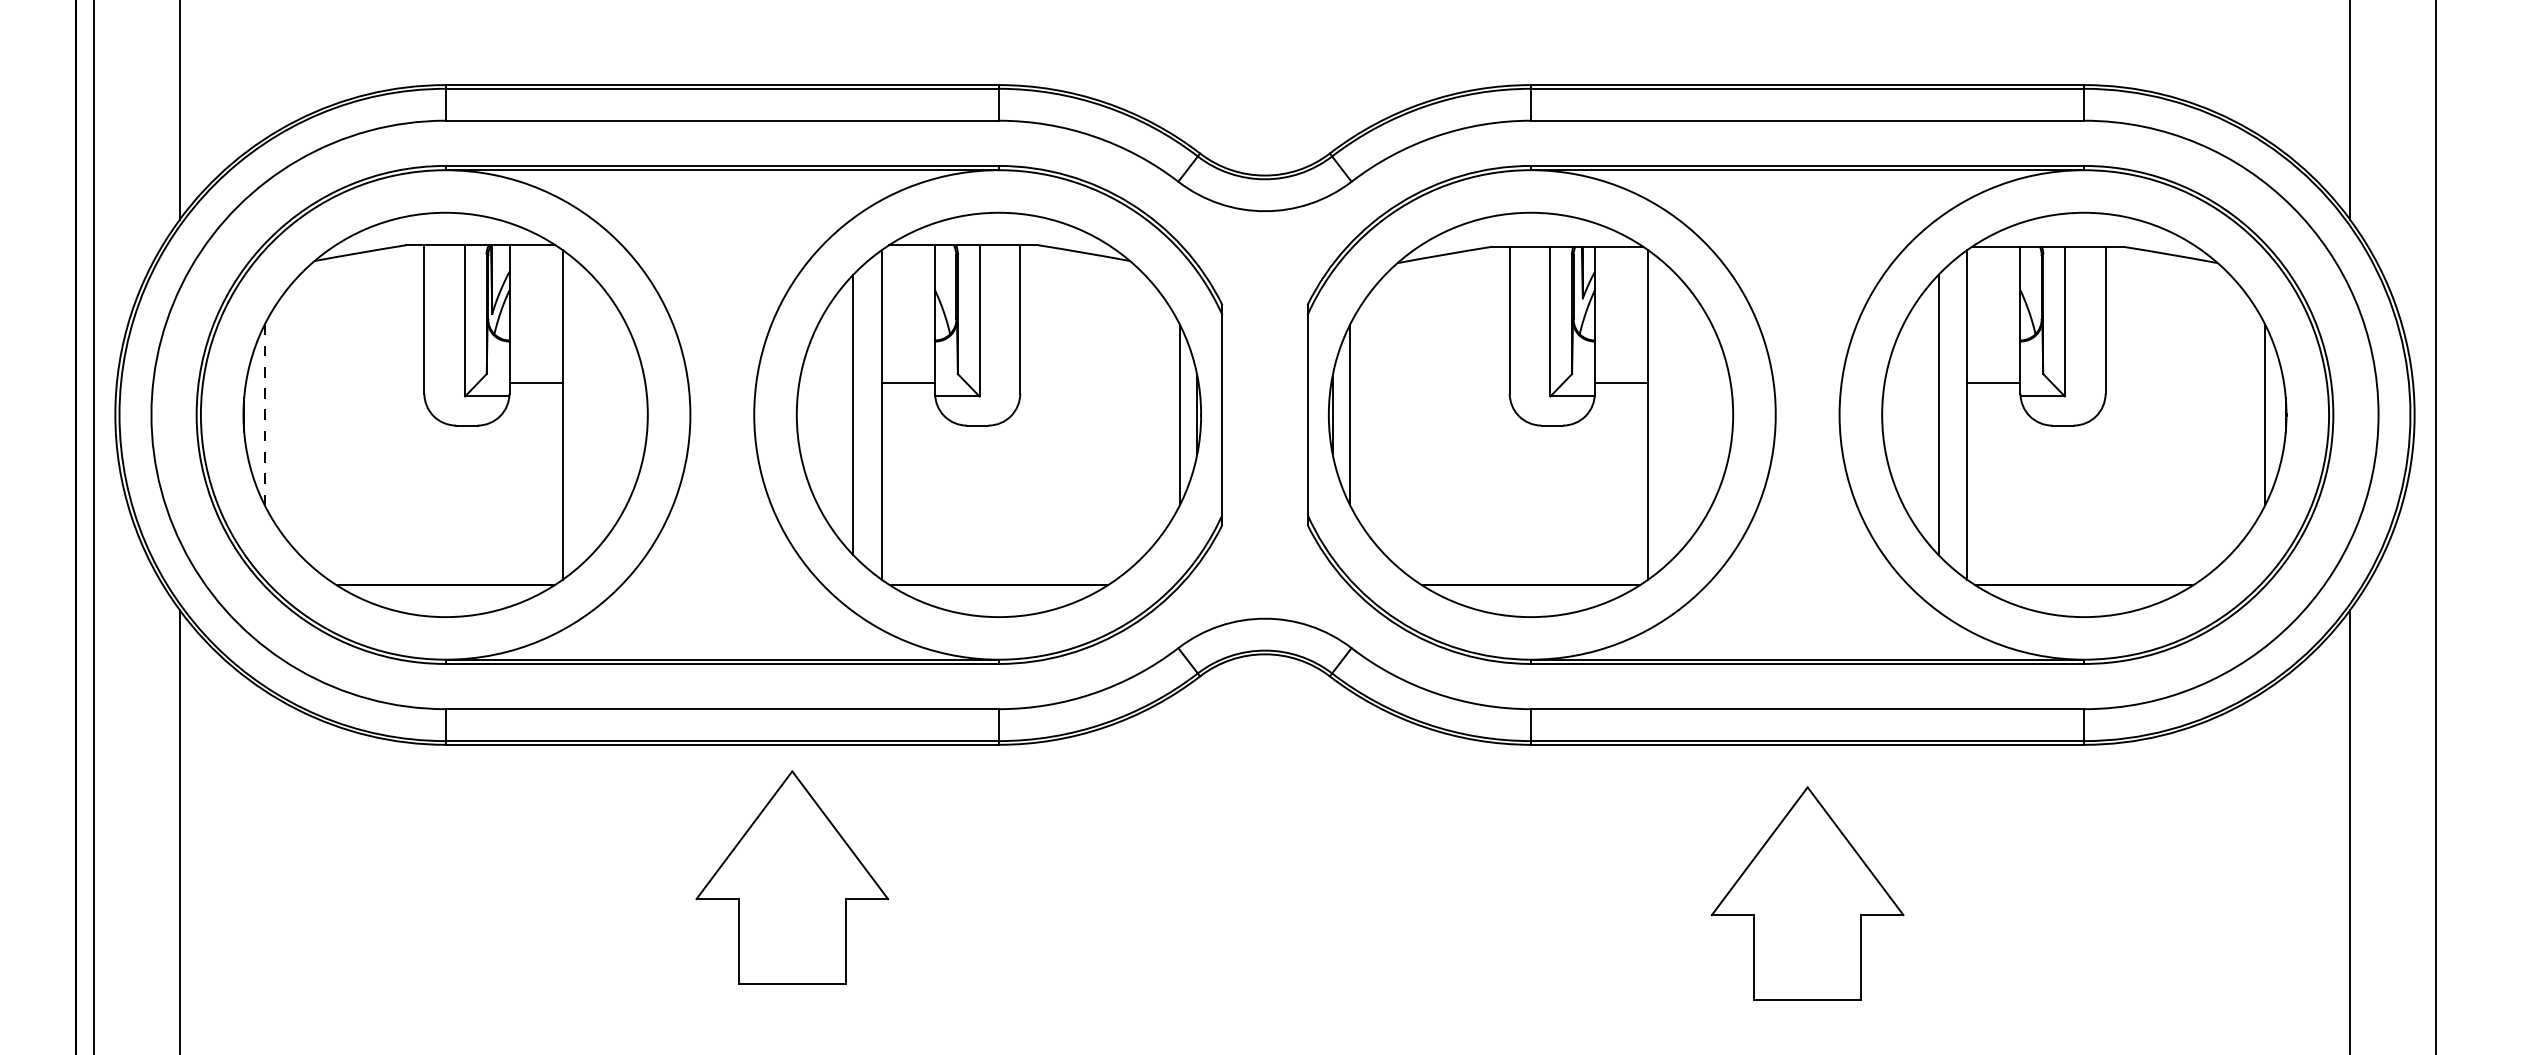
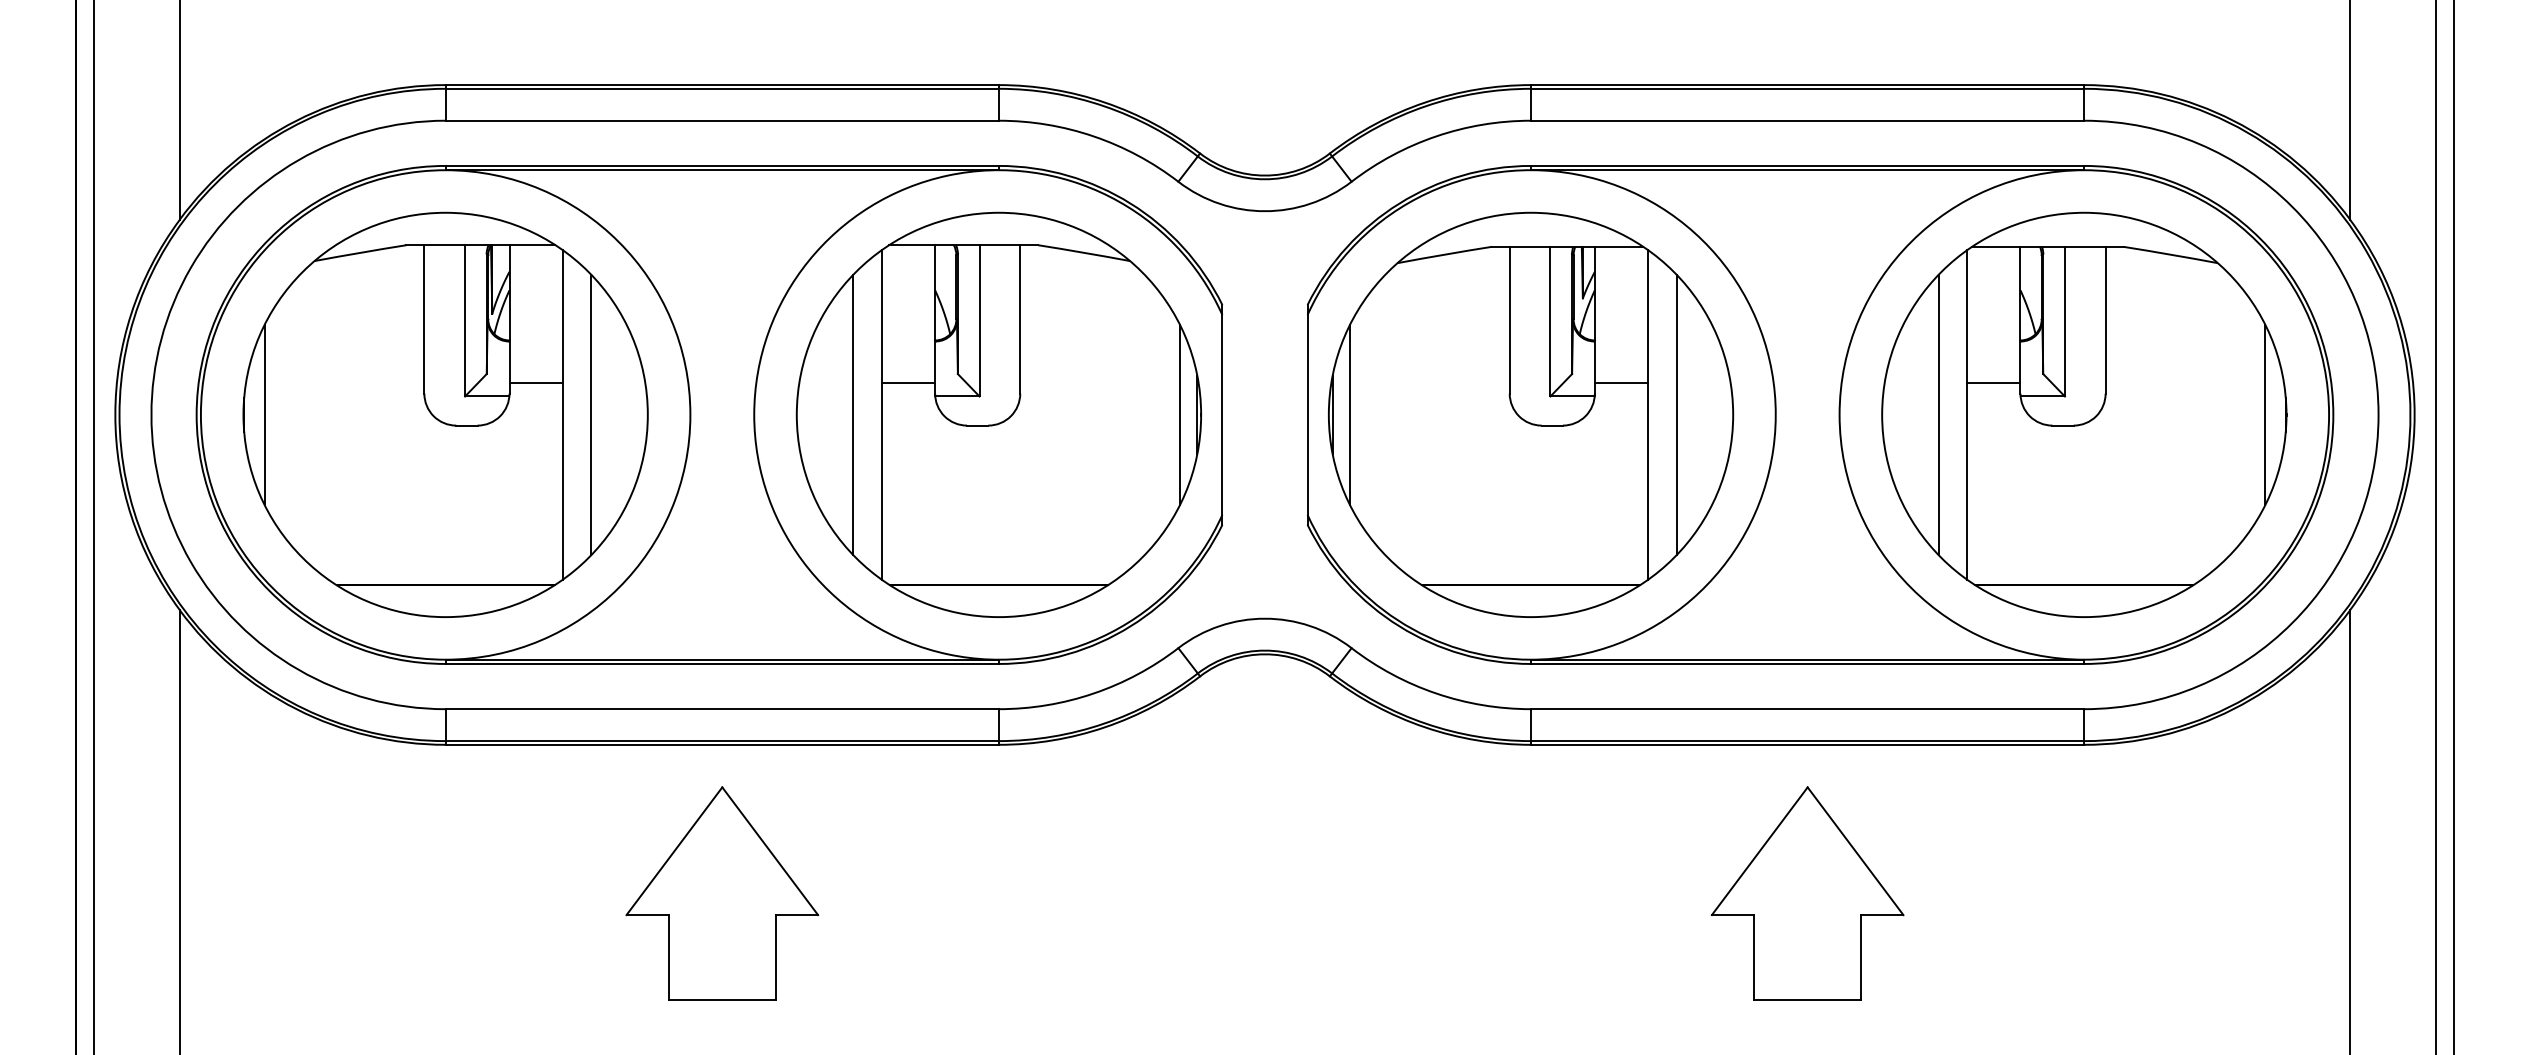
line: dashed -> solid (264, 414)
line: none -> present (591, 414)
line: none -> present (1676, 414)
line: none -> present (2454, 526)
part position: (792, 877) -> (722, 893) (722, 893)
